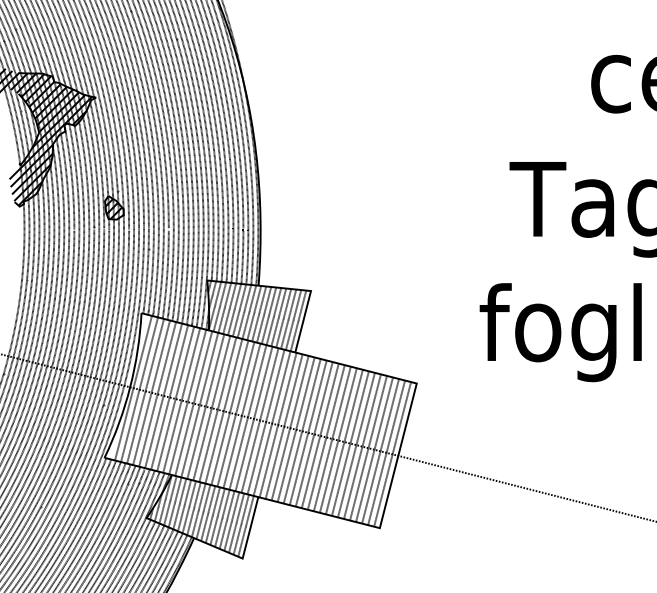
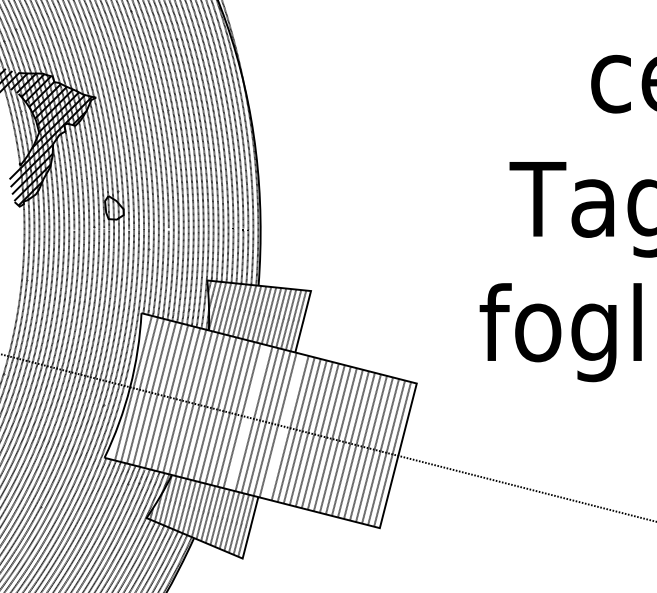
hatch: present -> none (114, 208)
line: present -> none (247, 417)
line: present -> none (283, 426)
